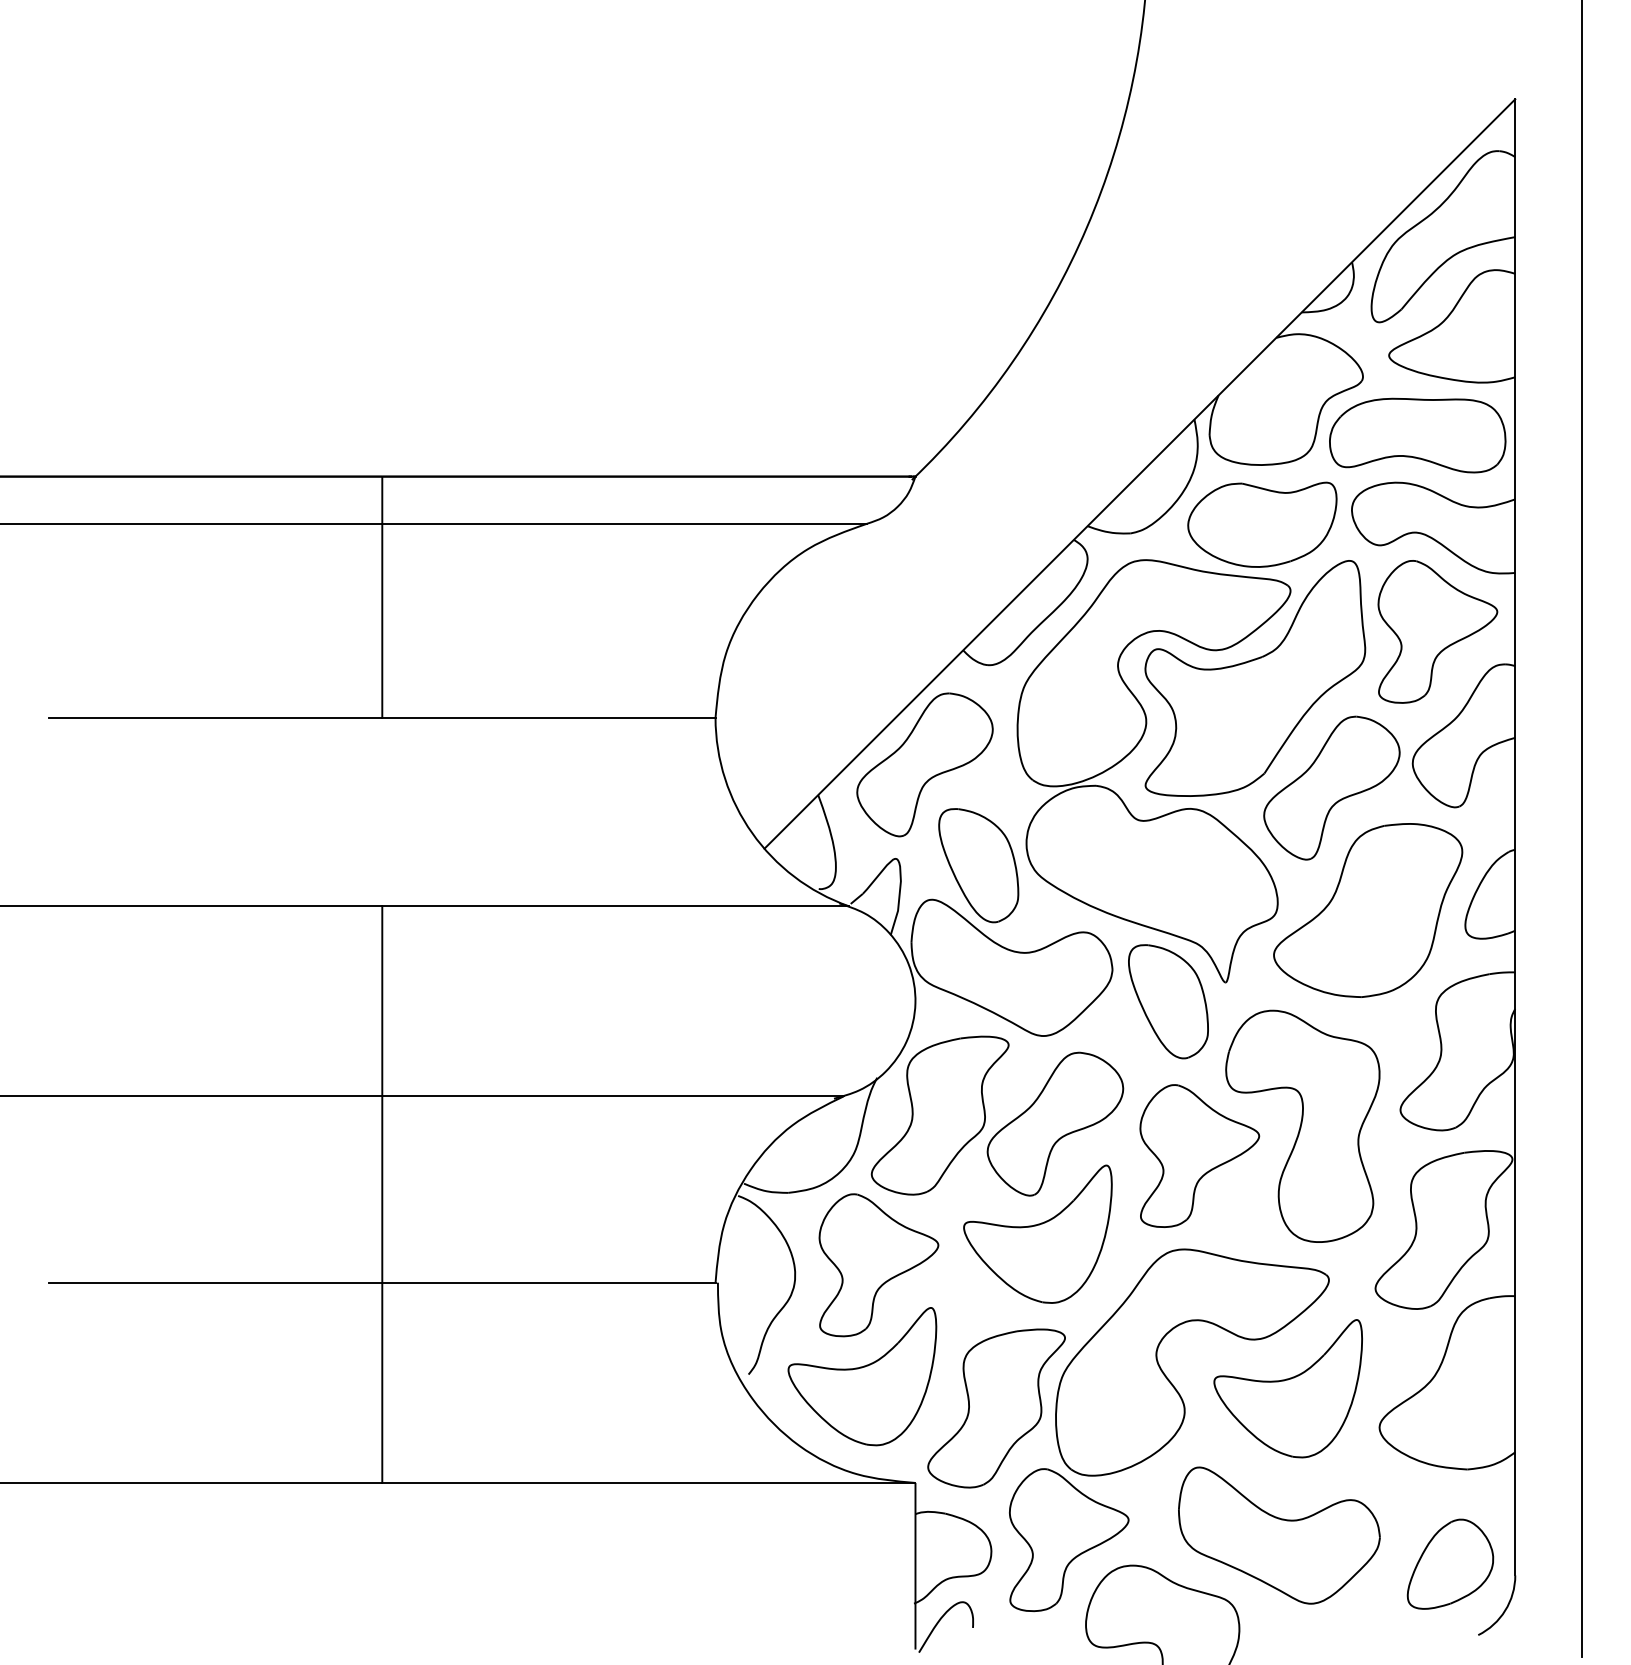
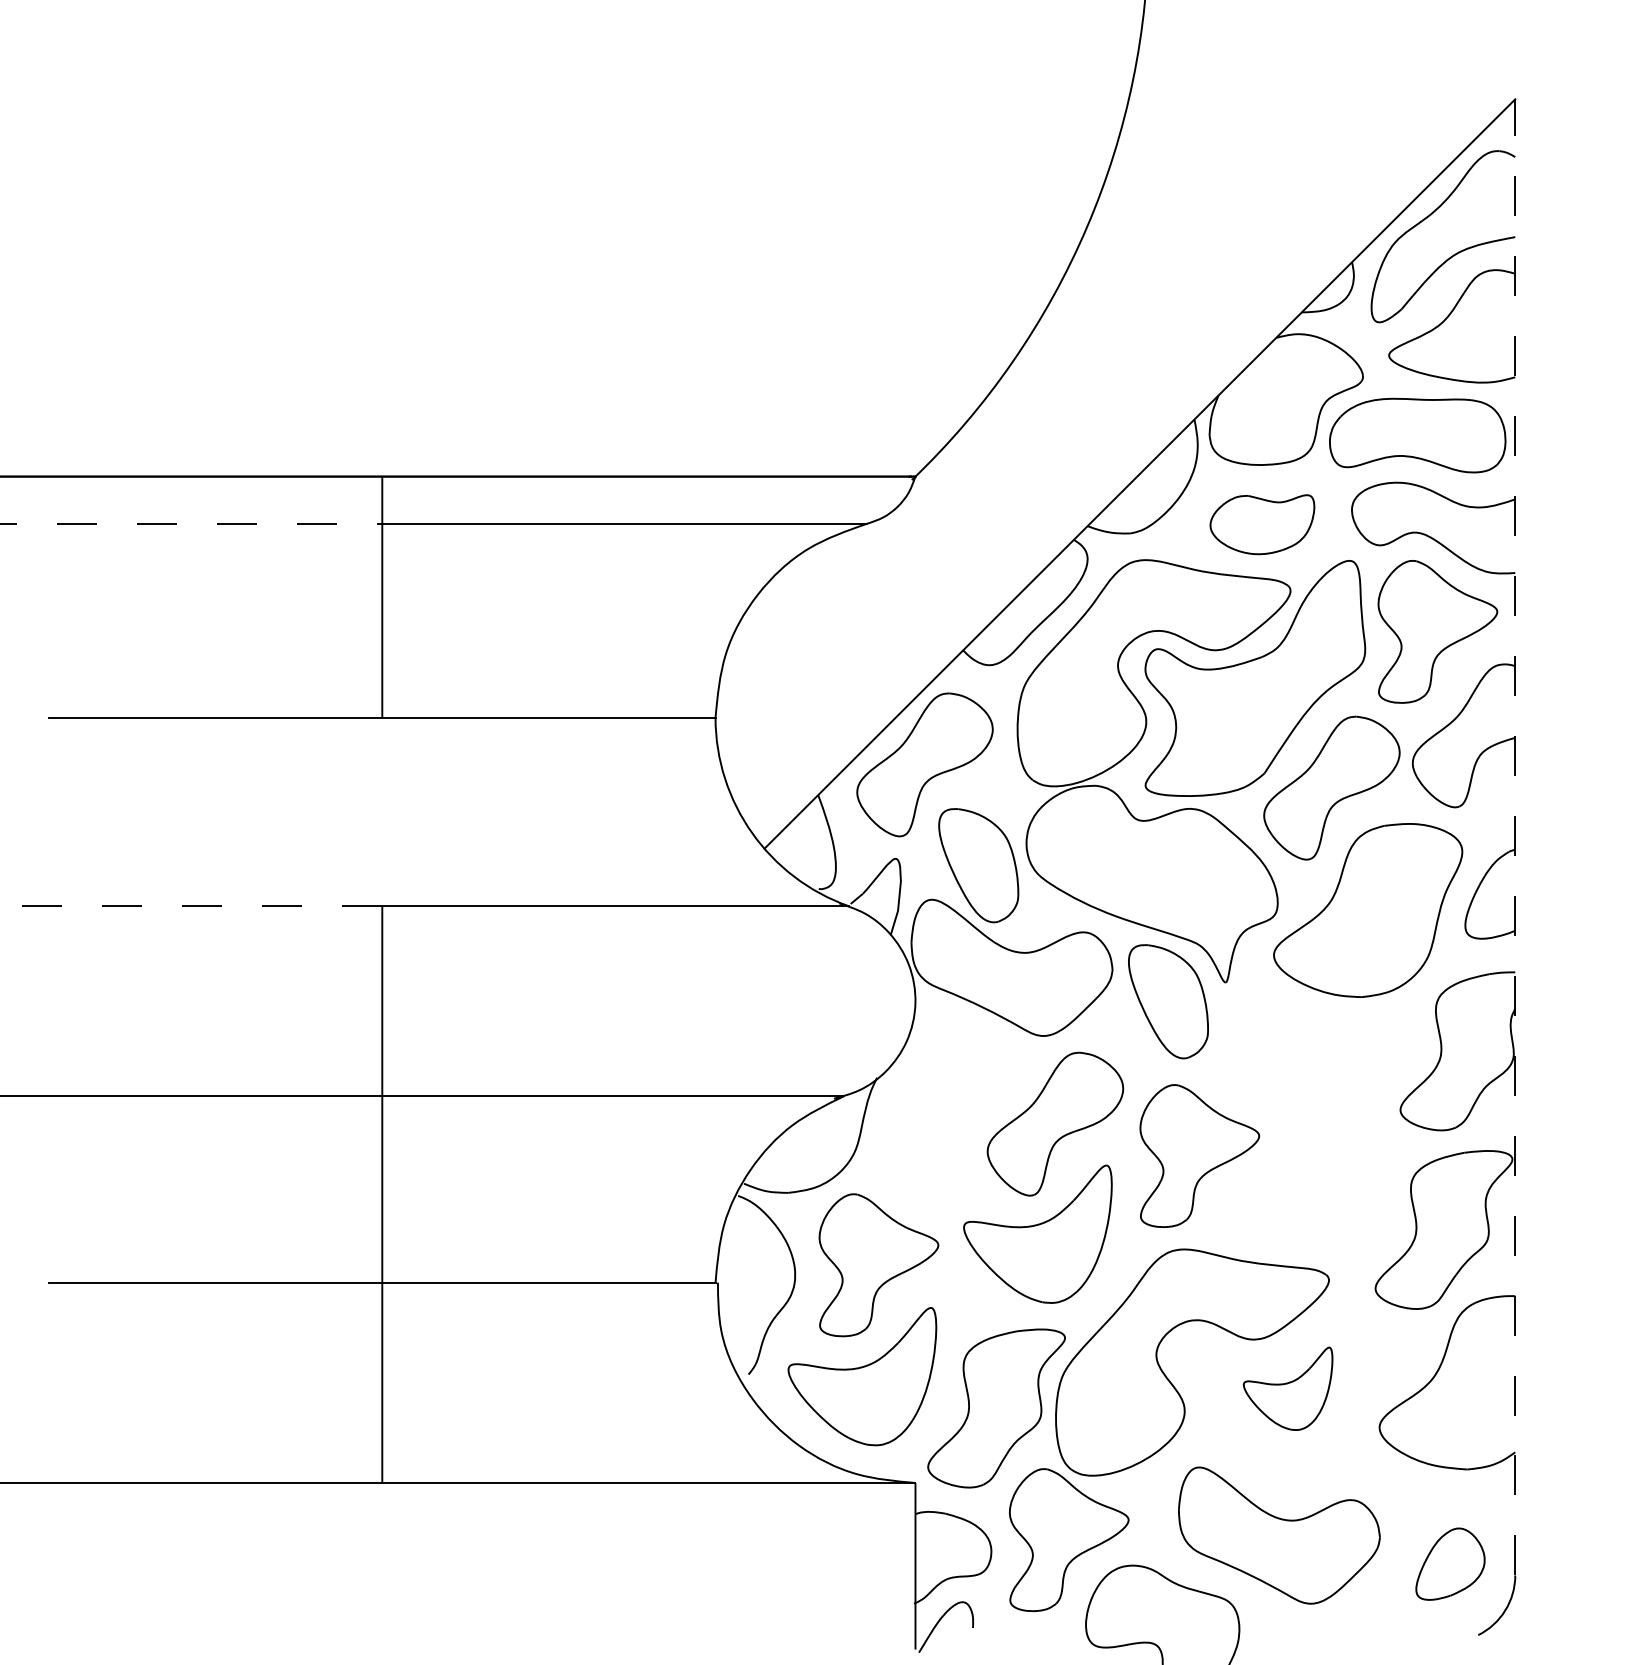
line: solid -> dashed (191, 523)
part size: 151x87 px -> 107x62 px (1262, 524)
line: present -> none (1581, 829)
line: solid -> dashed (1515, 836)
line: solid -> dashed (191, 906)
part: present -> none (939, 1115)
part: present -> none (1302, 1125)
part size: 150x140 px -> 91x85 px (1288, 1388)
part size: 89x92 px -> 71x74 px (1450, 1563)
